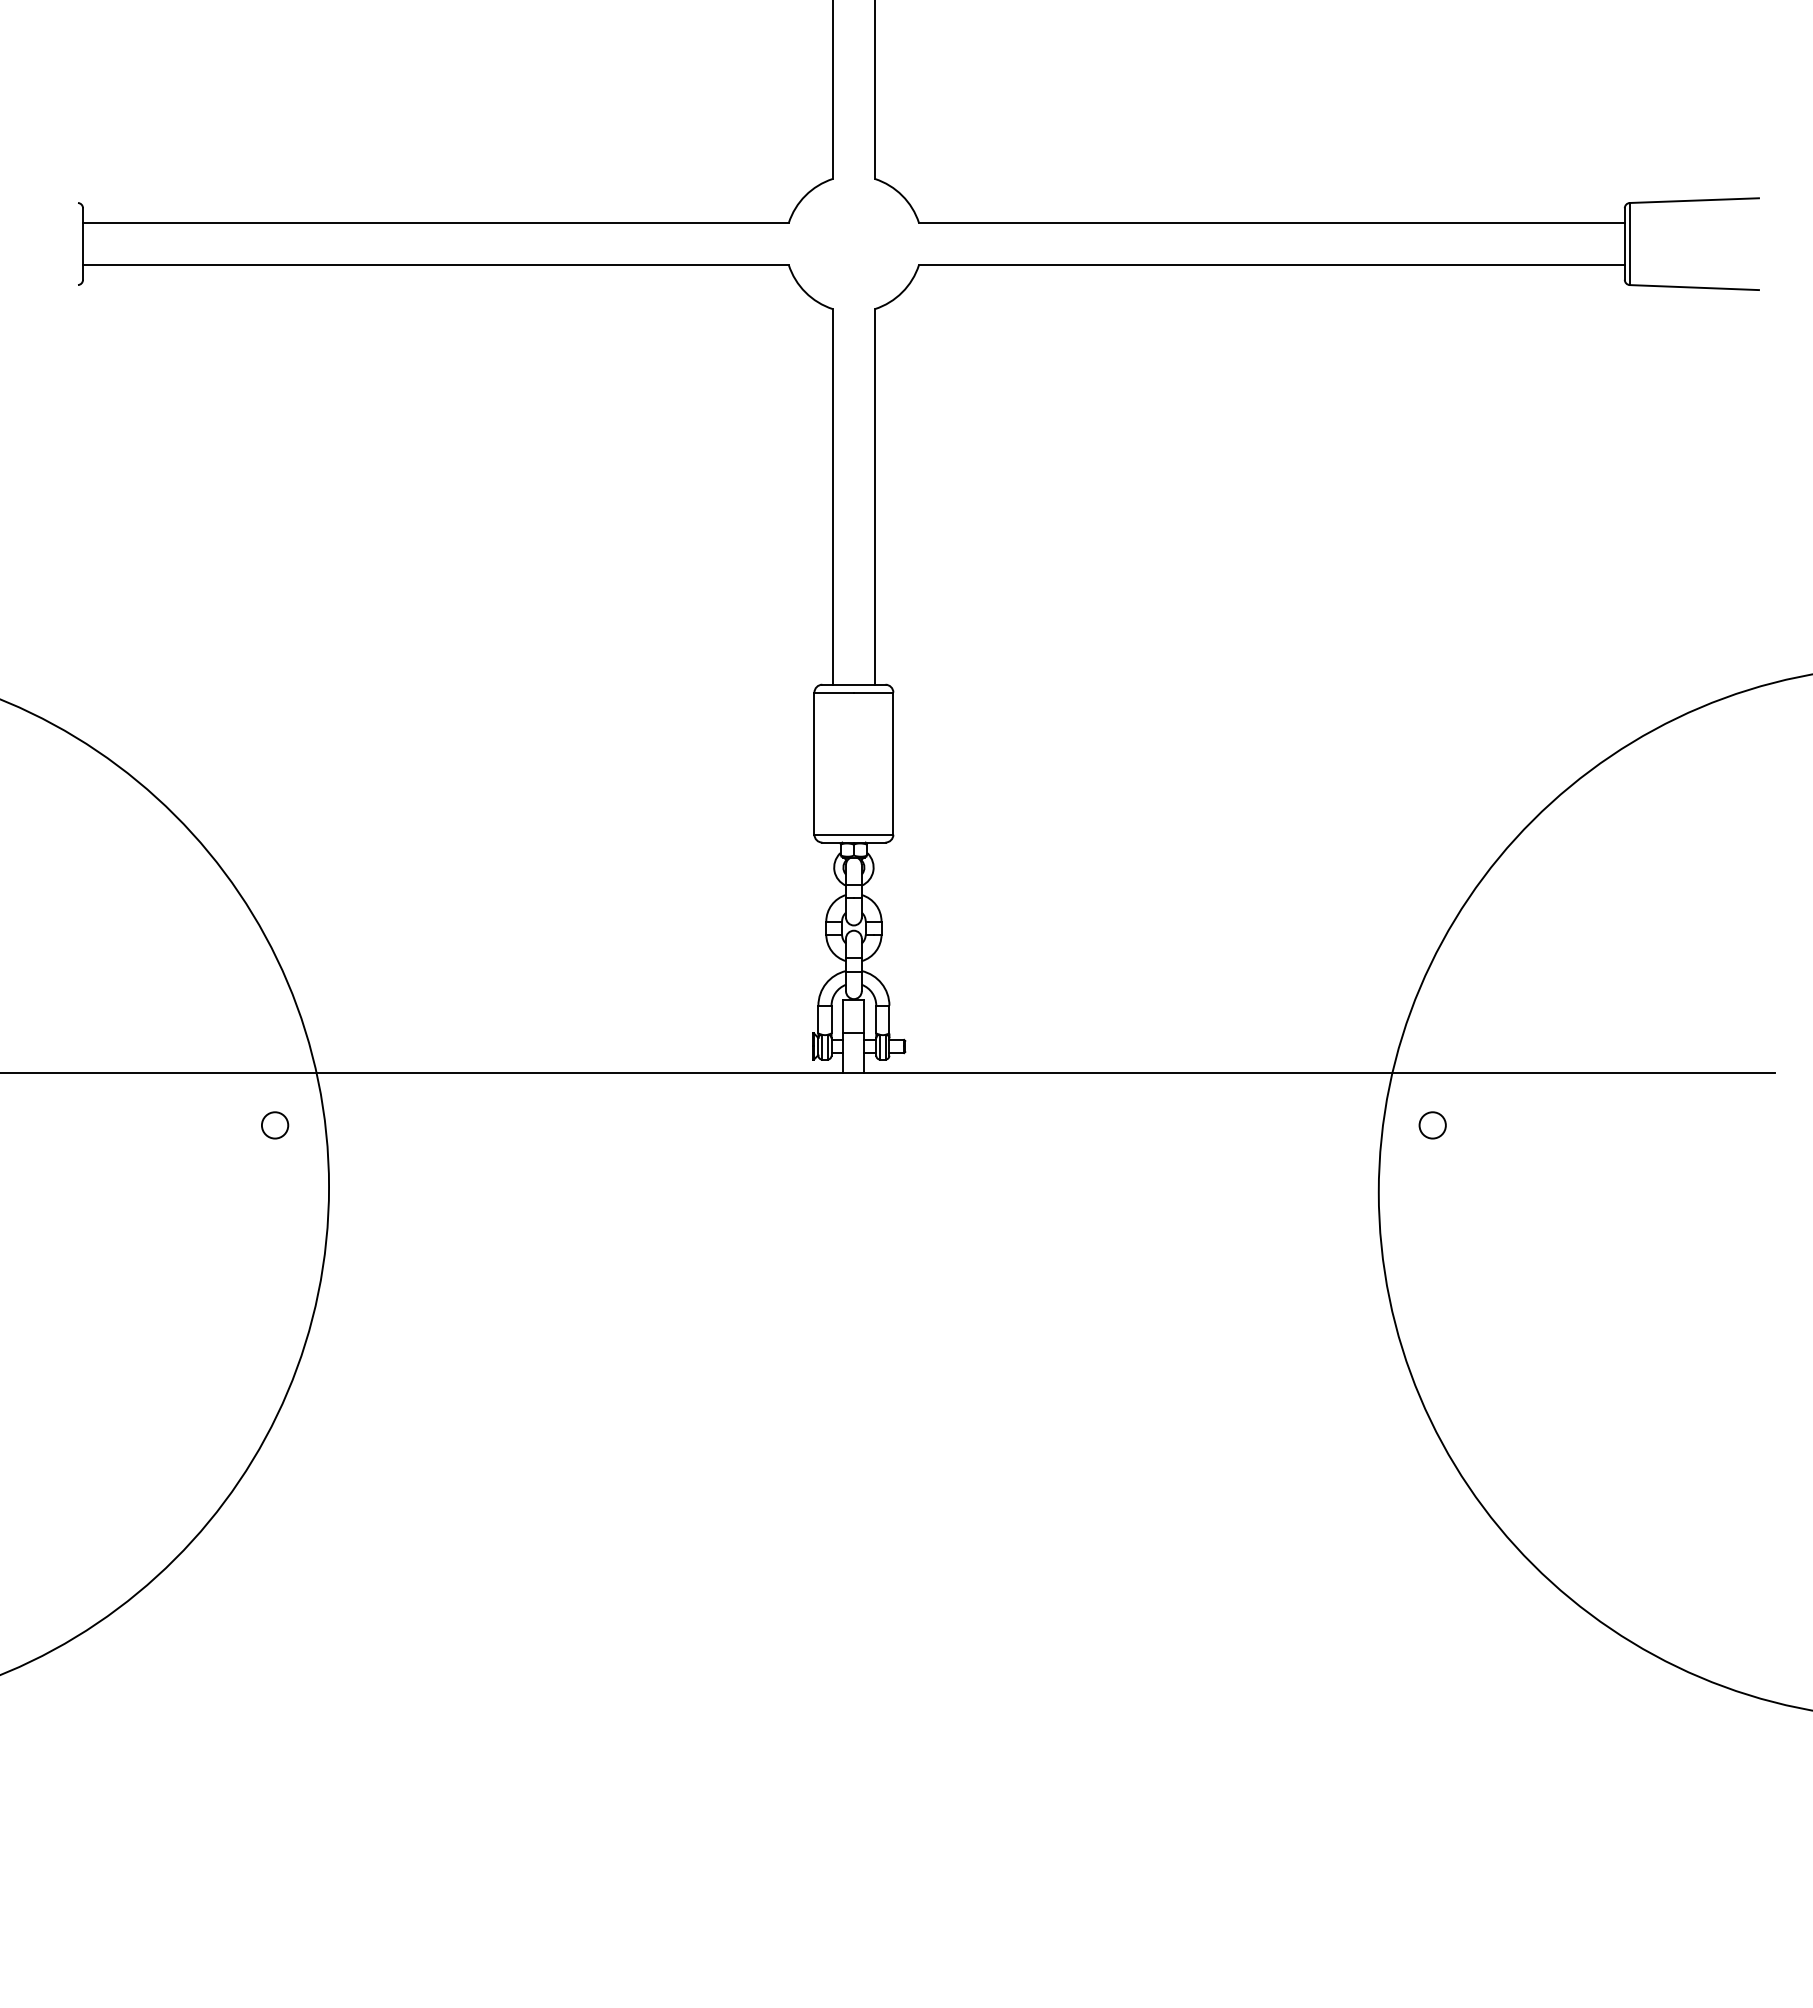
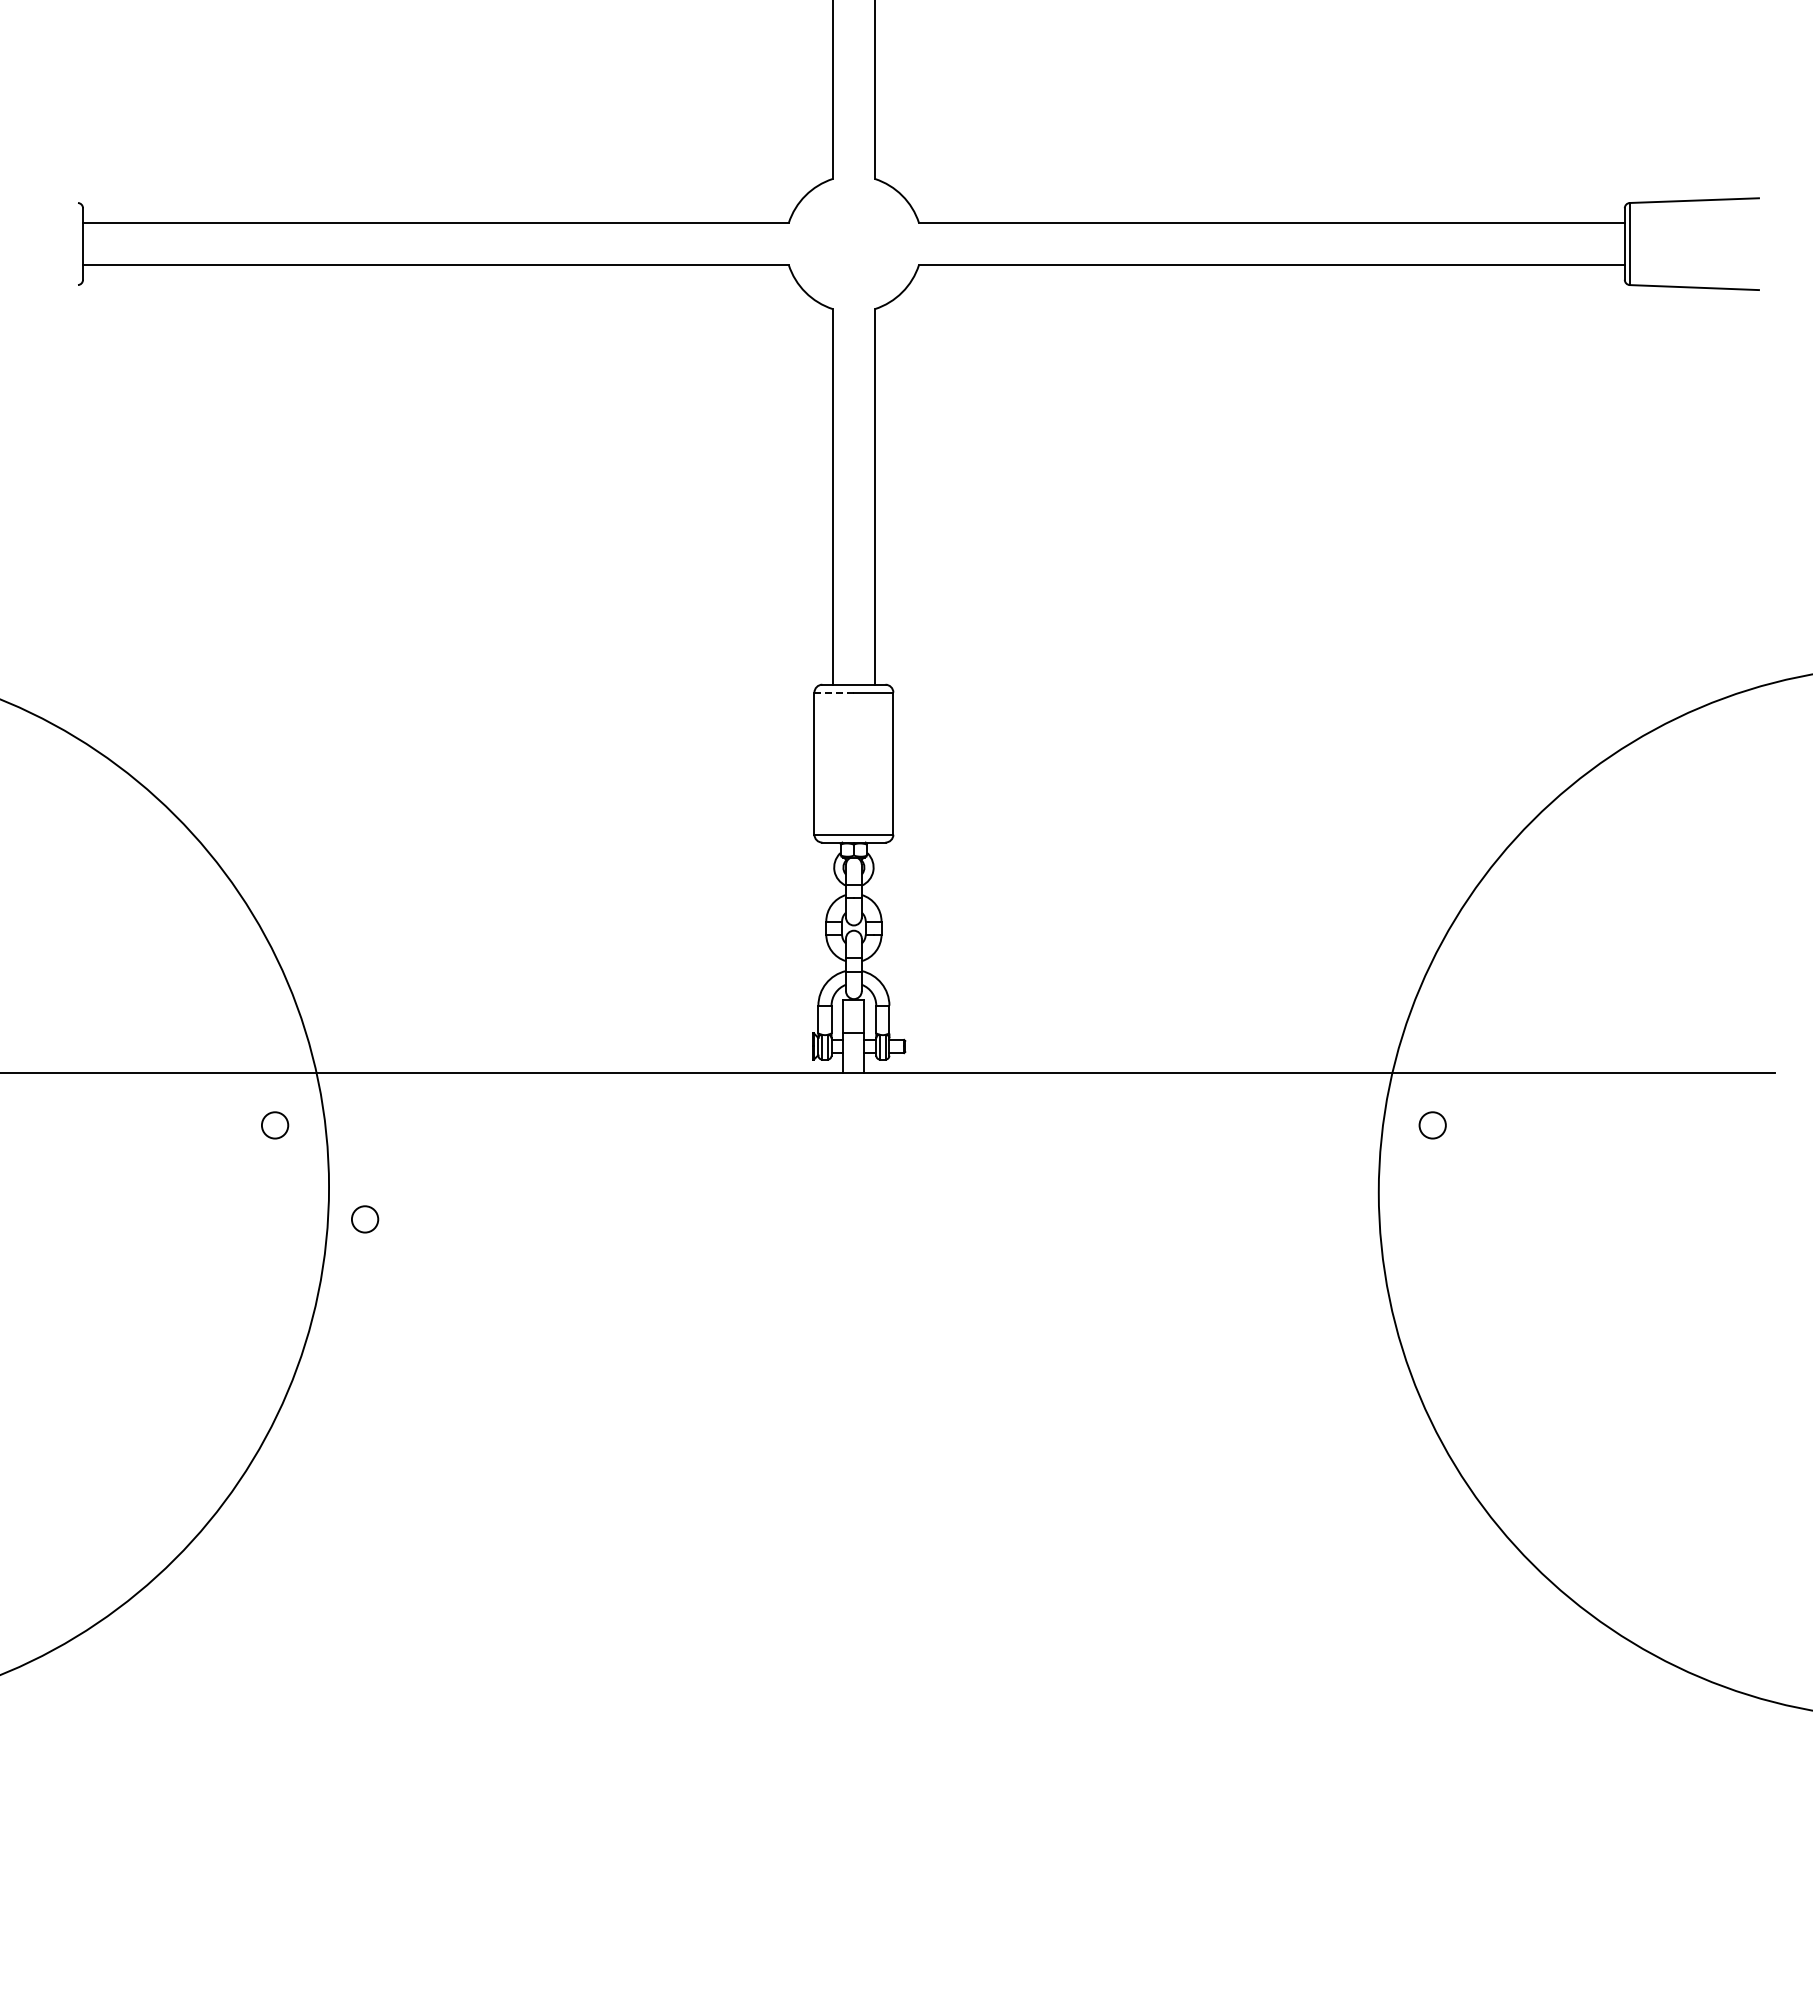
line: solid -> dashed (834, 692)
circle: none -> present (365, 1219)
